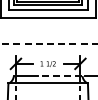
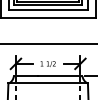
line: dashed -> solid (48, 43)
line: dashed -> solid (59, 76)
